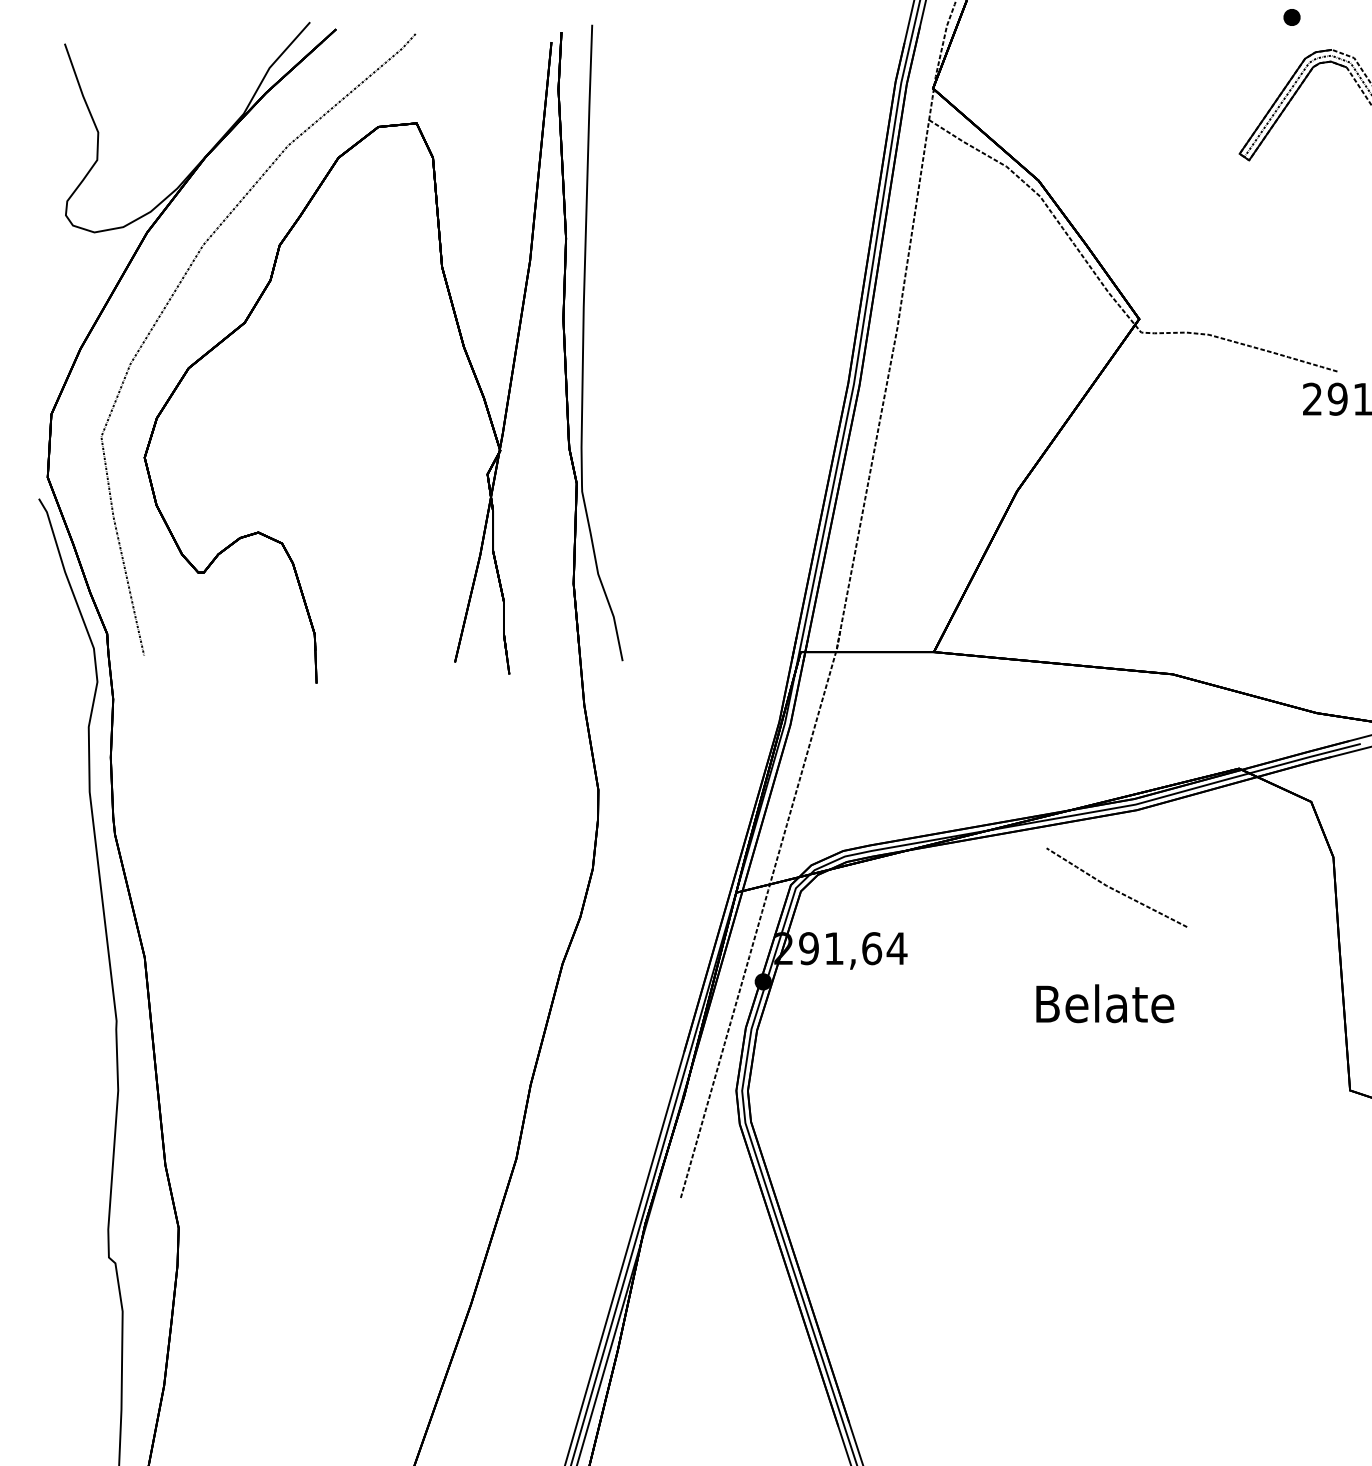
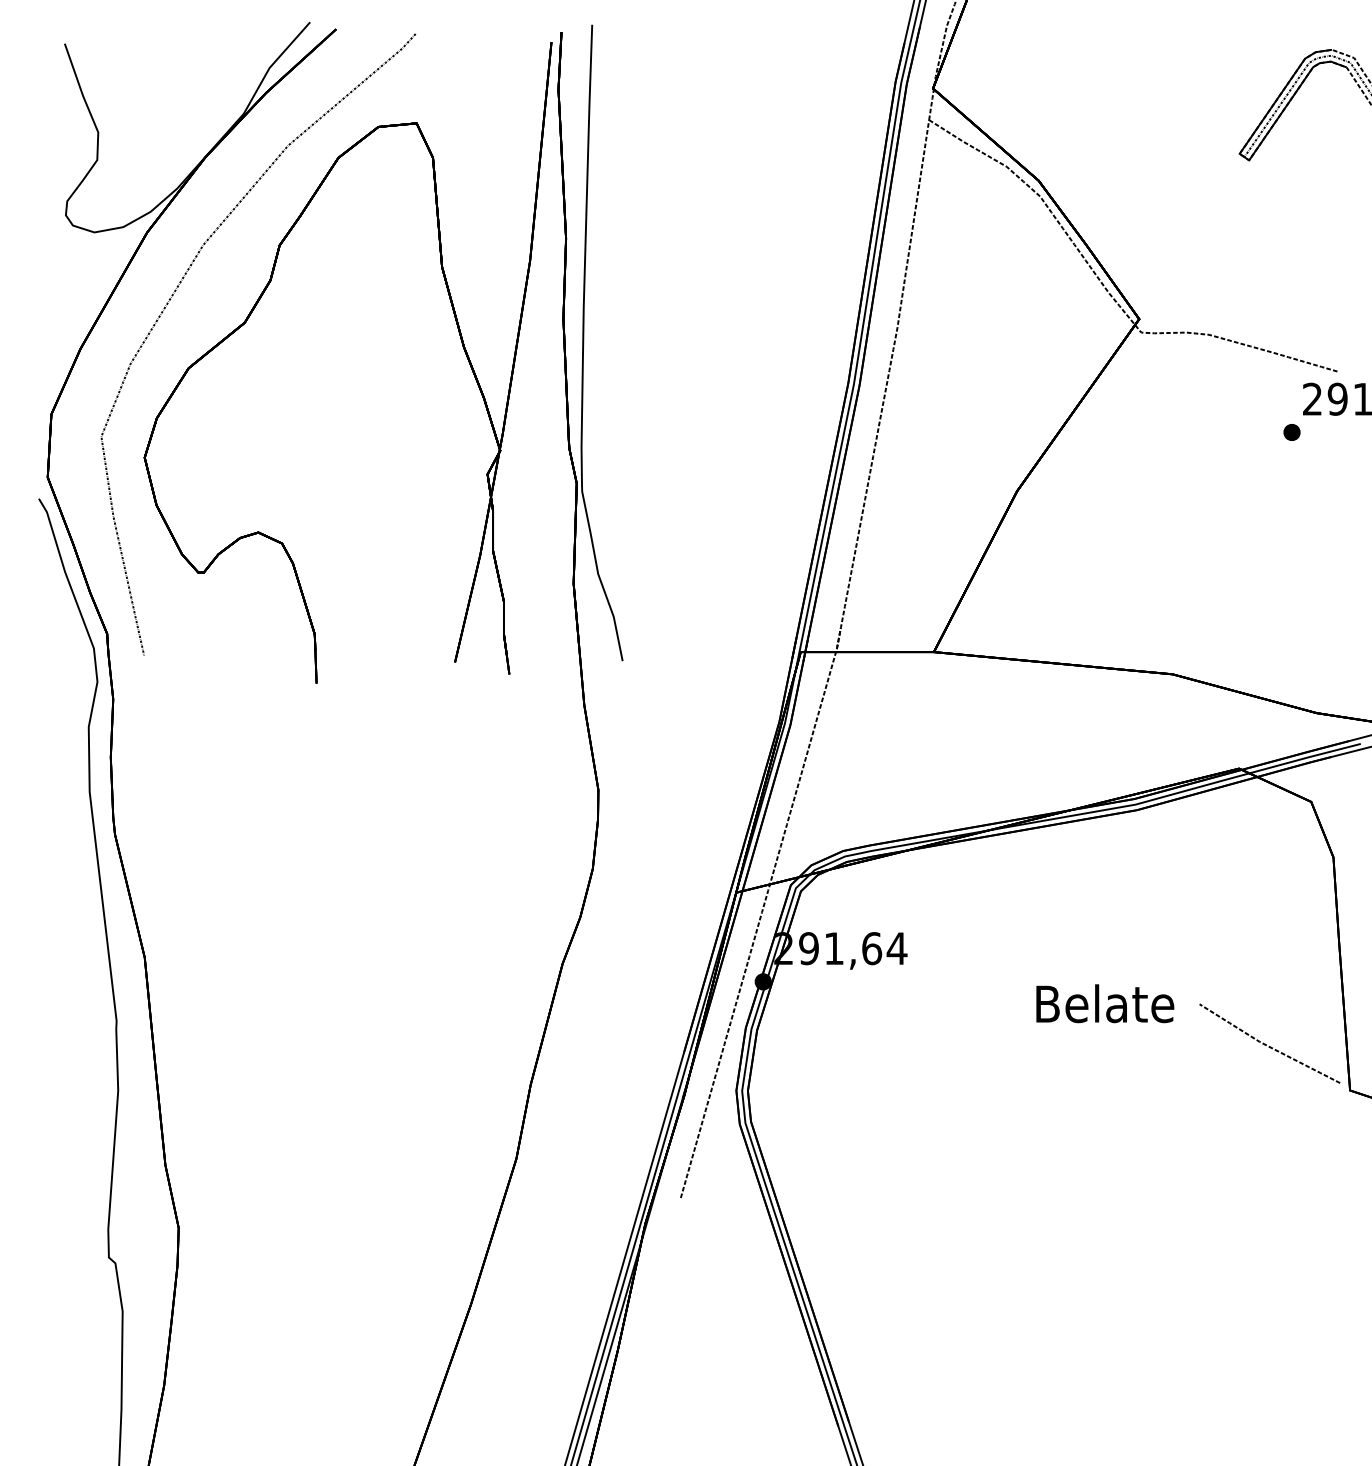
part position: (1291, 17) -> (1291, 432) (1291, 432)
curve position: (1116, 889) -> (1269, 1045) (1269, 1045)
